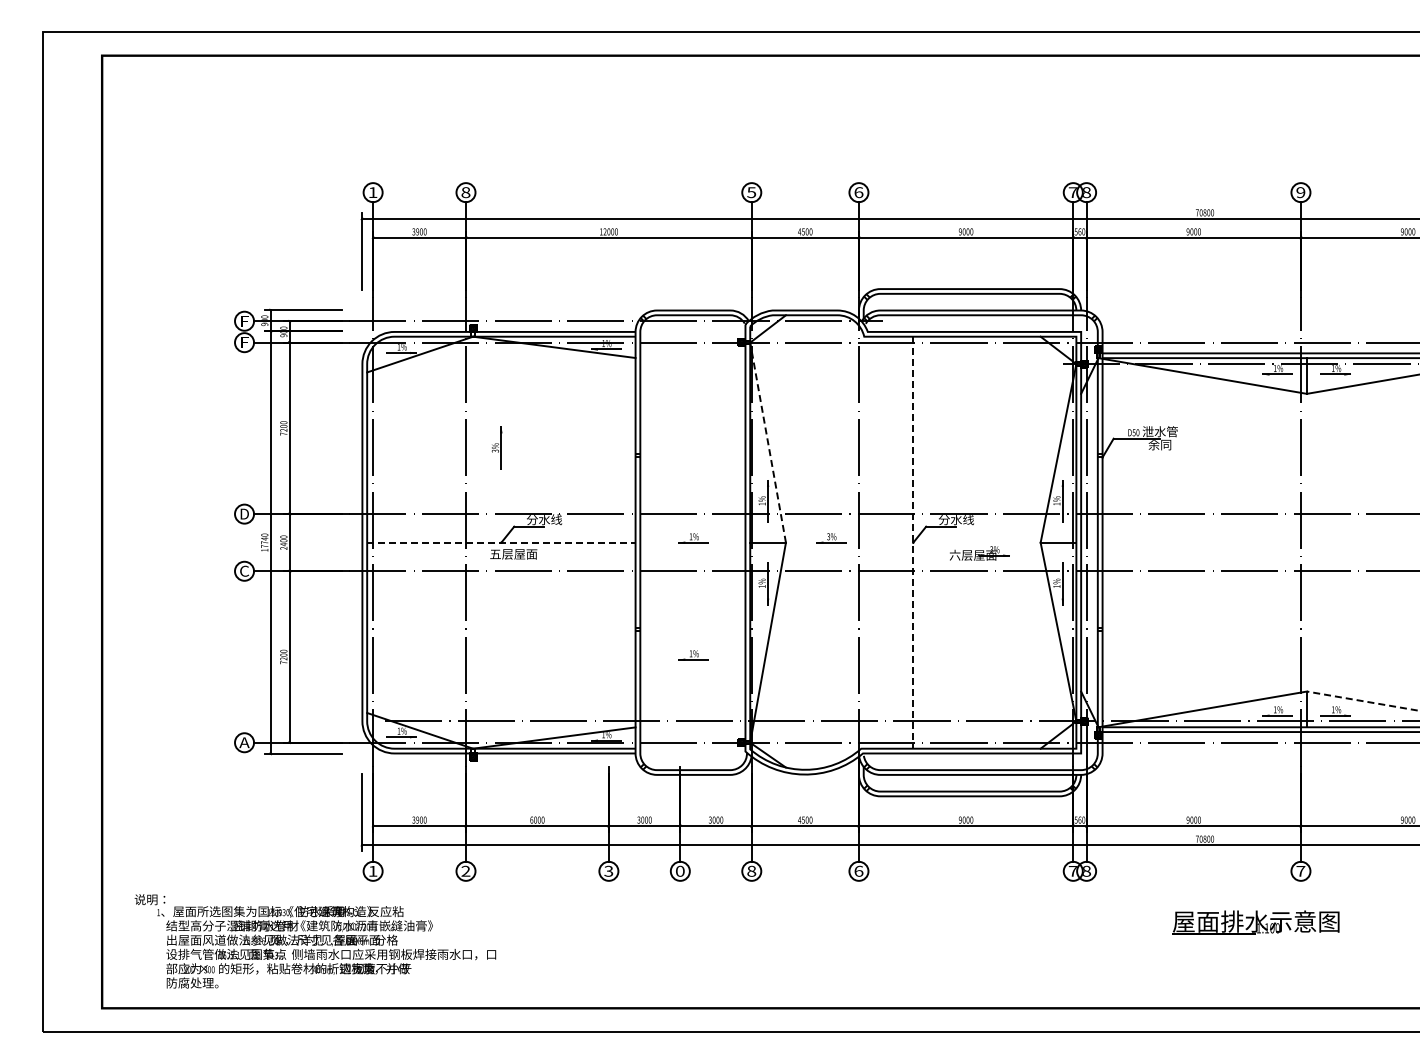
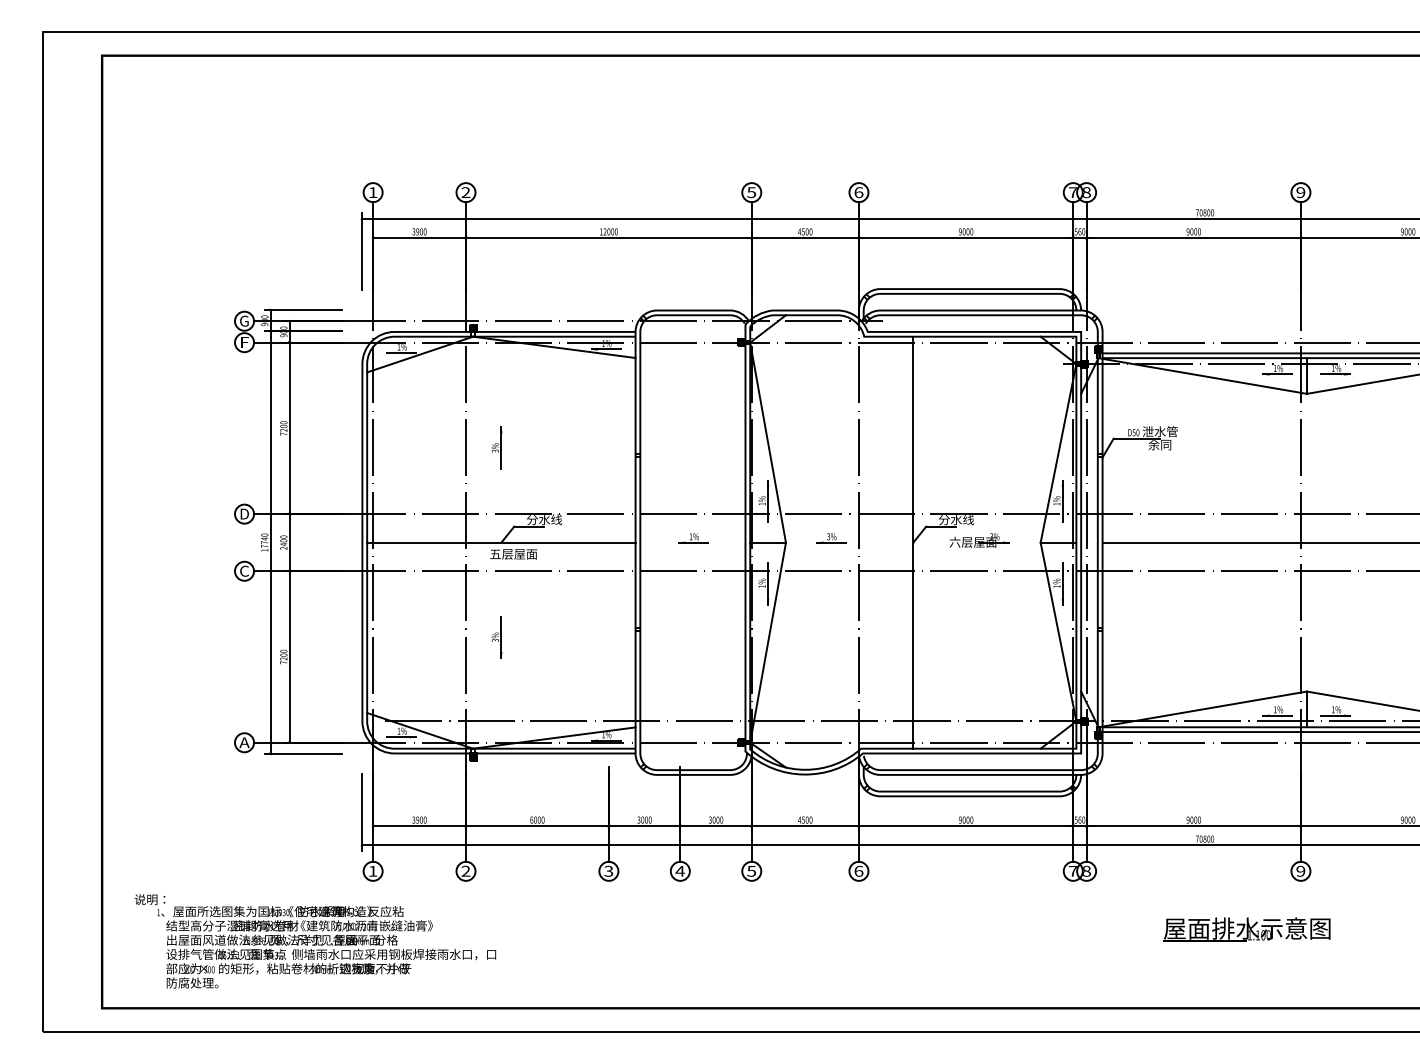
text: 8 -> 2 (465, 192)
text: F -> G (244, 320)
line: dashed -> solid (768, 442)
line: dashed -> solid (501, 542)
line: dashed -> solid (913, 542)
line: none -> present (1259, 542)
part position: (979, 553) -> (979, 540) (979, 540)
part: none -> present (496, 637)
part: present -> none (693, 655)
line: dashed -> solid (1362, 701)
text: 0 -> 4 (680, 870)
text: 8 -> 5 (751, 870)
text: 7 -> 9 (1300, 870)
text position: (1255, 922) -> (1246, 929) (1246, 929)
